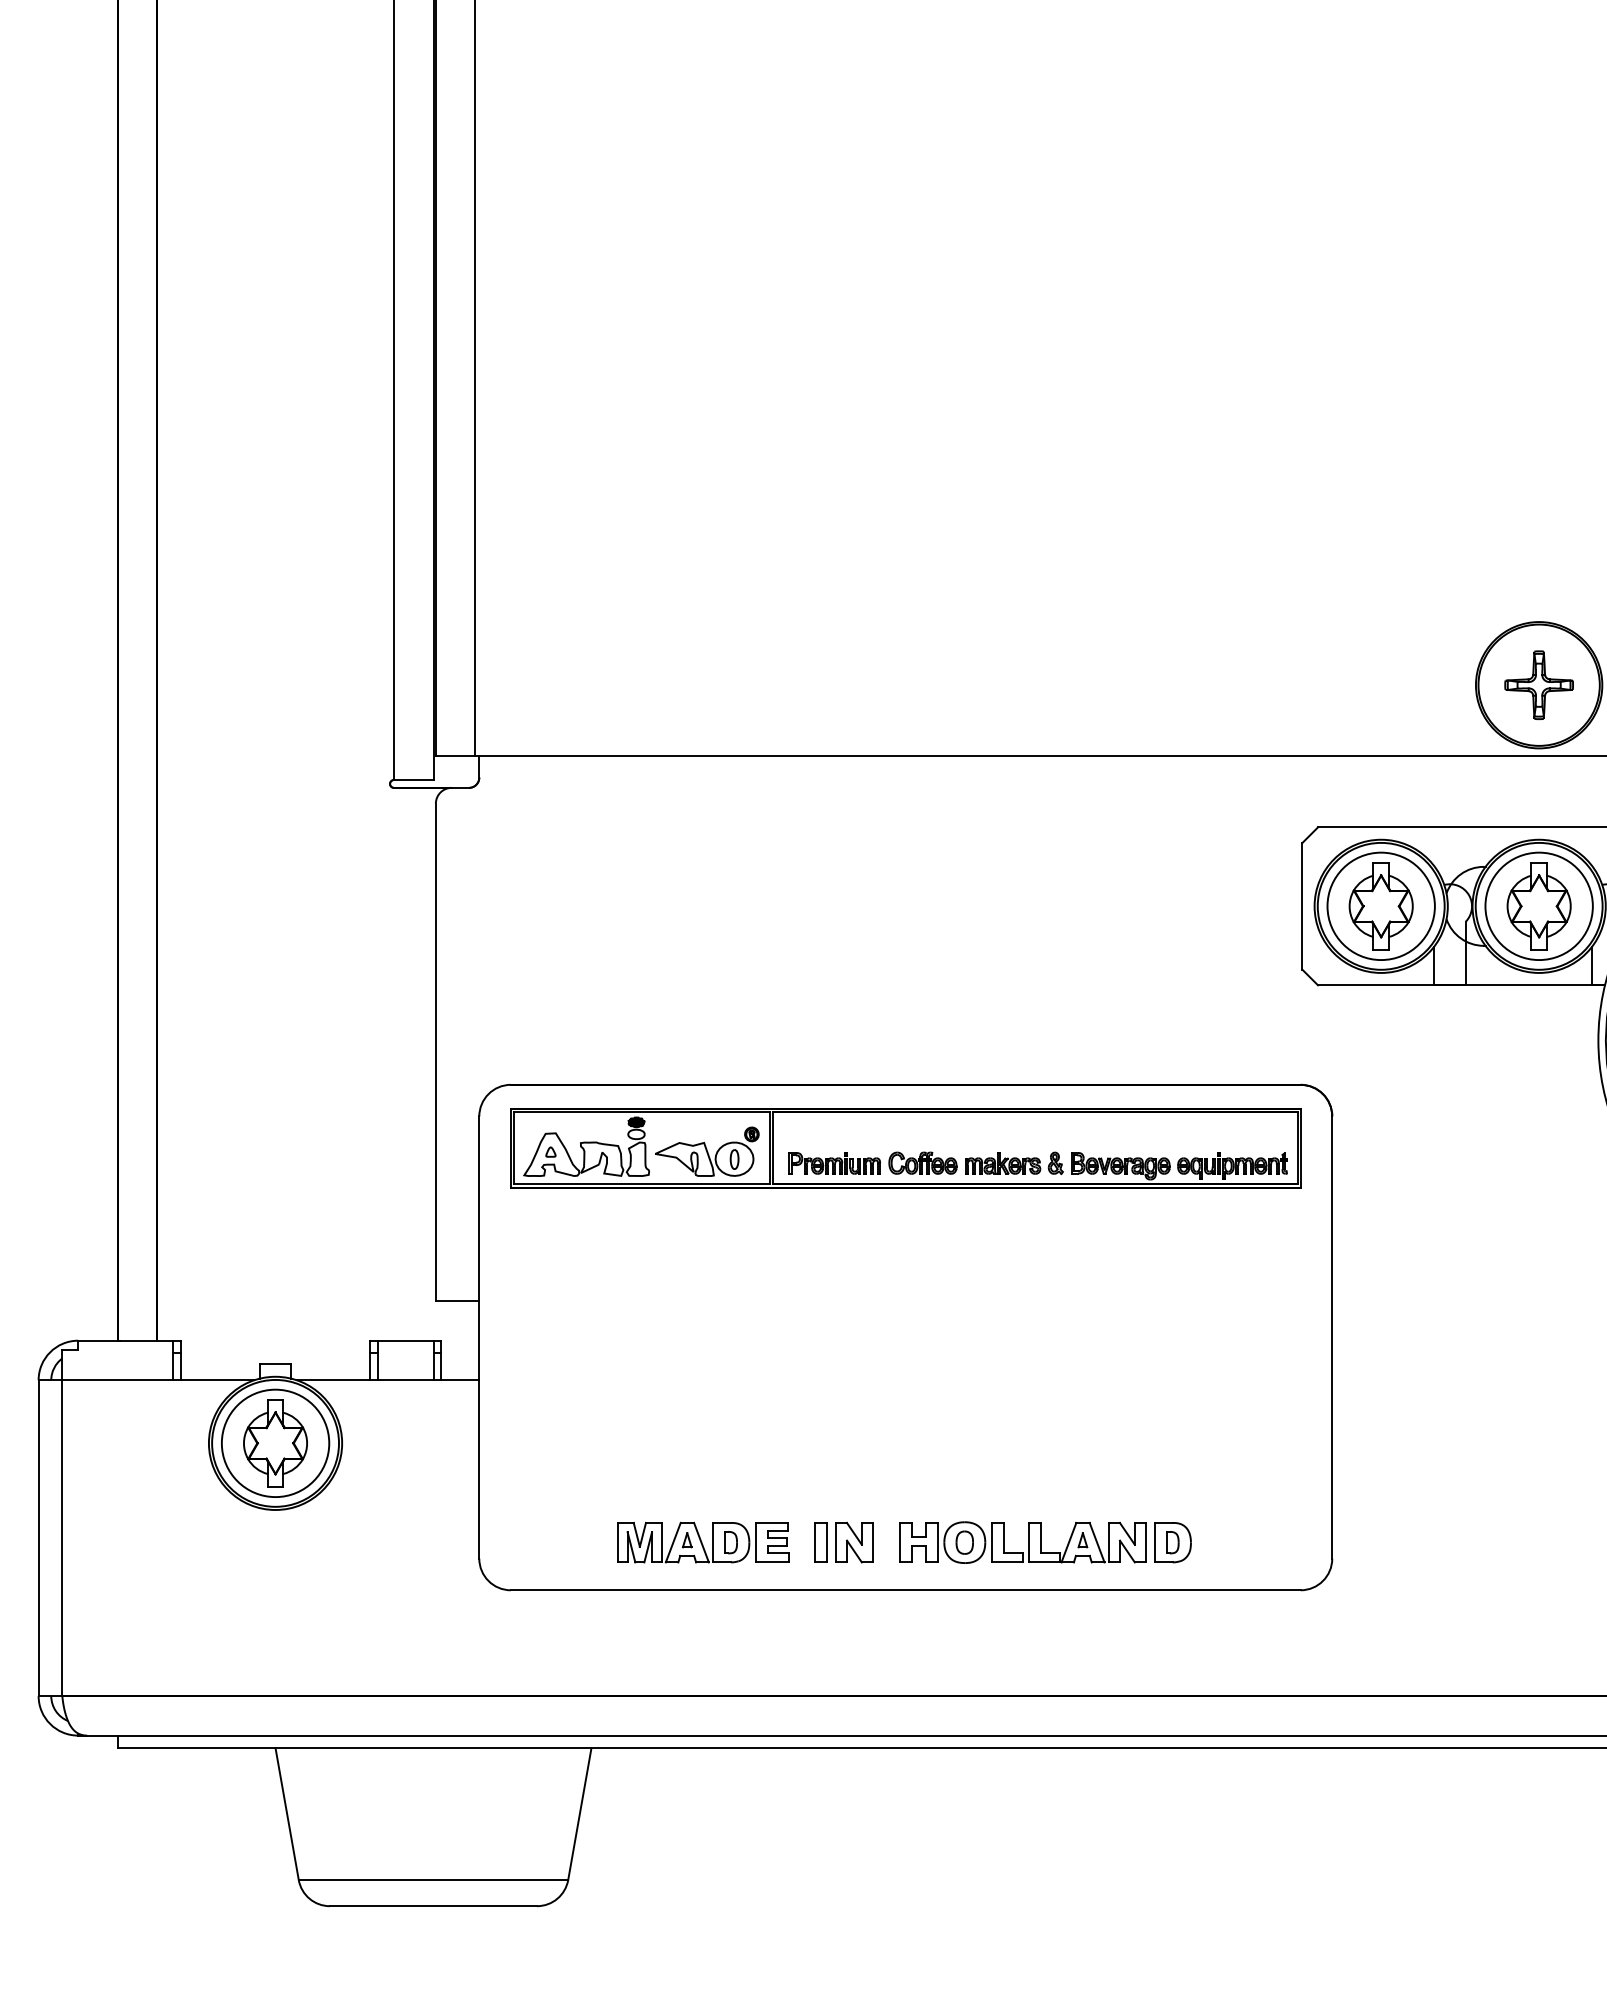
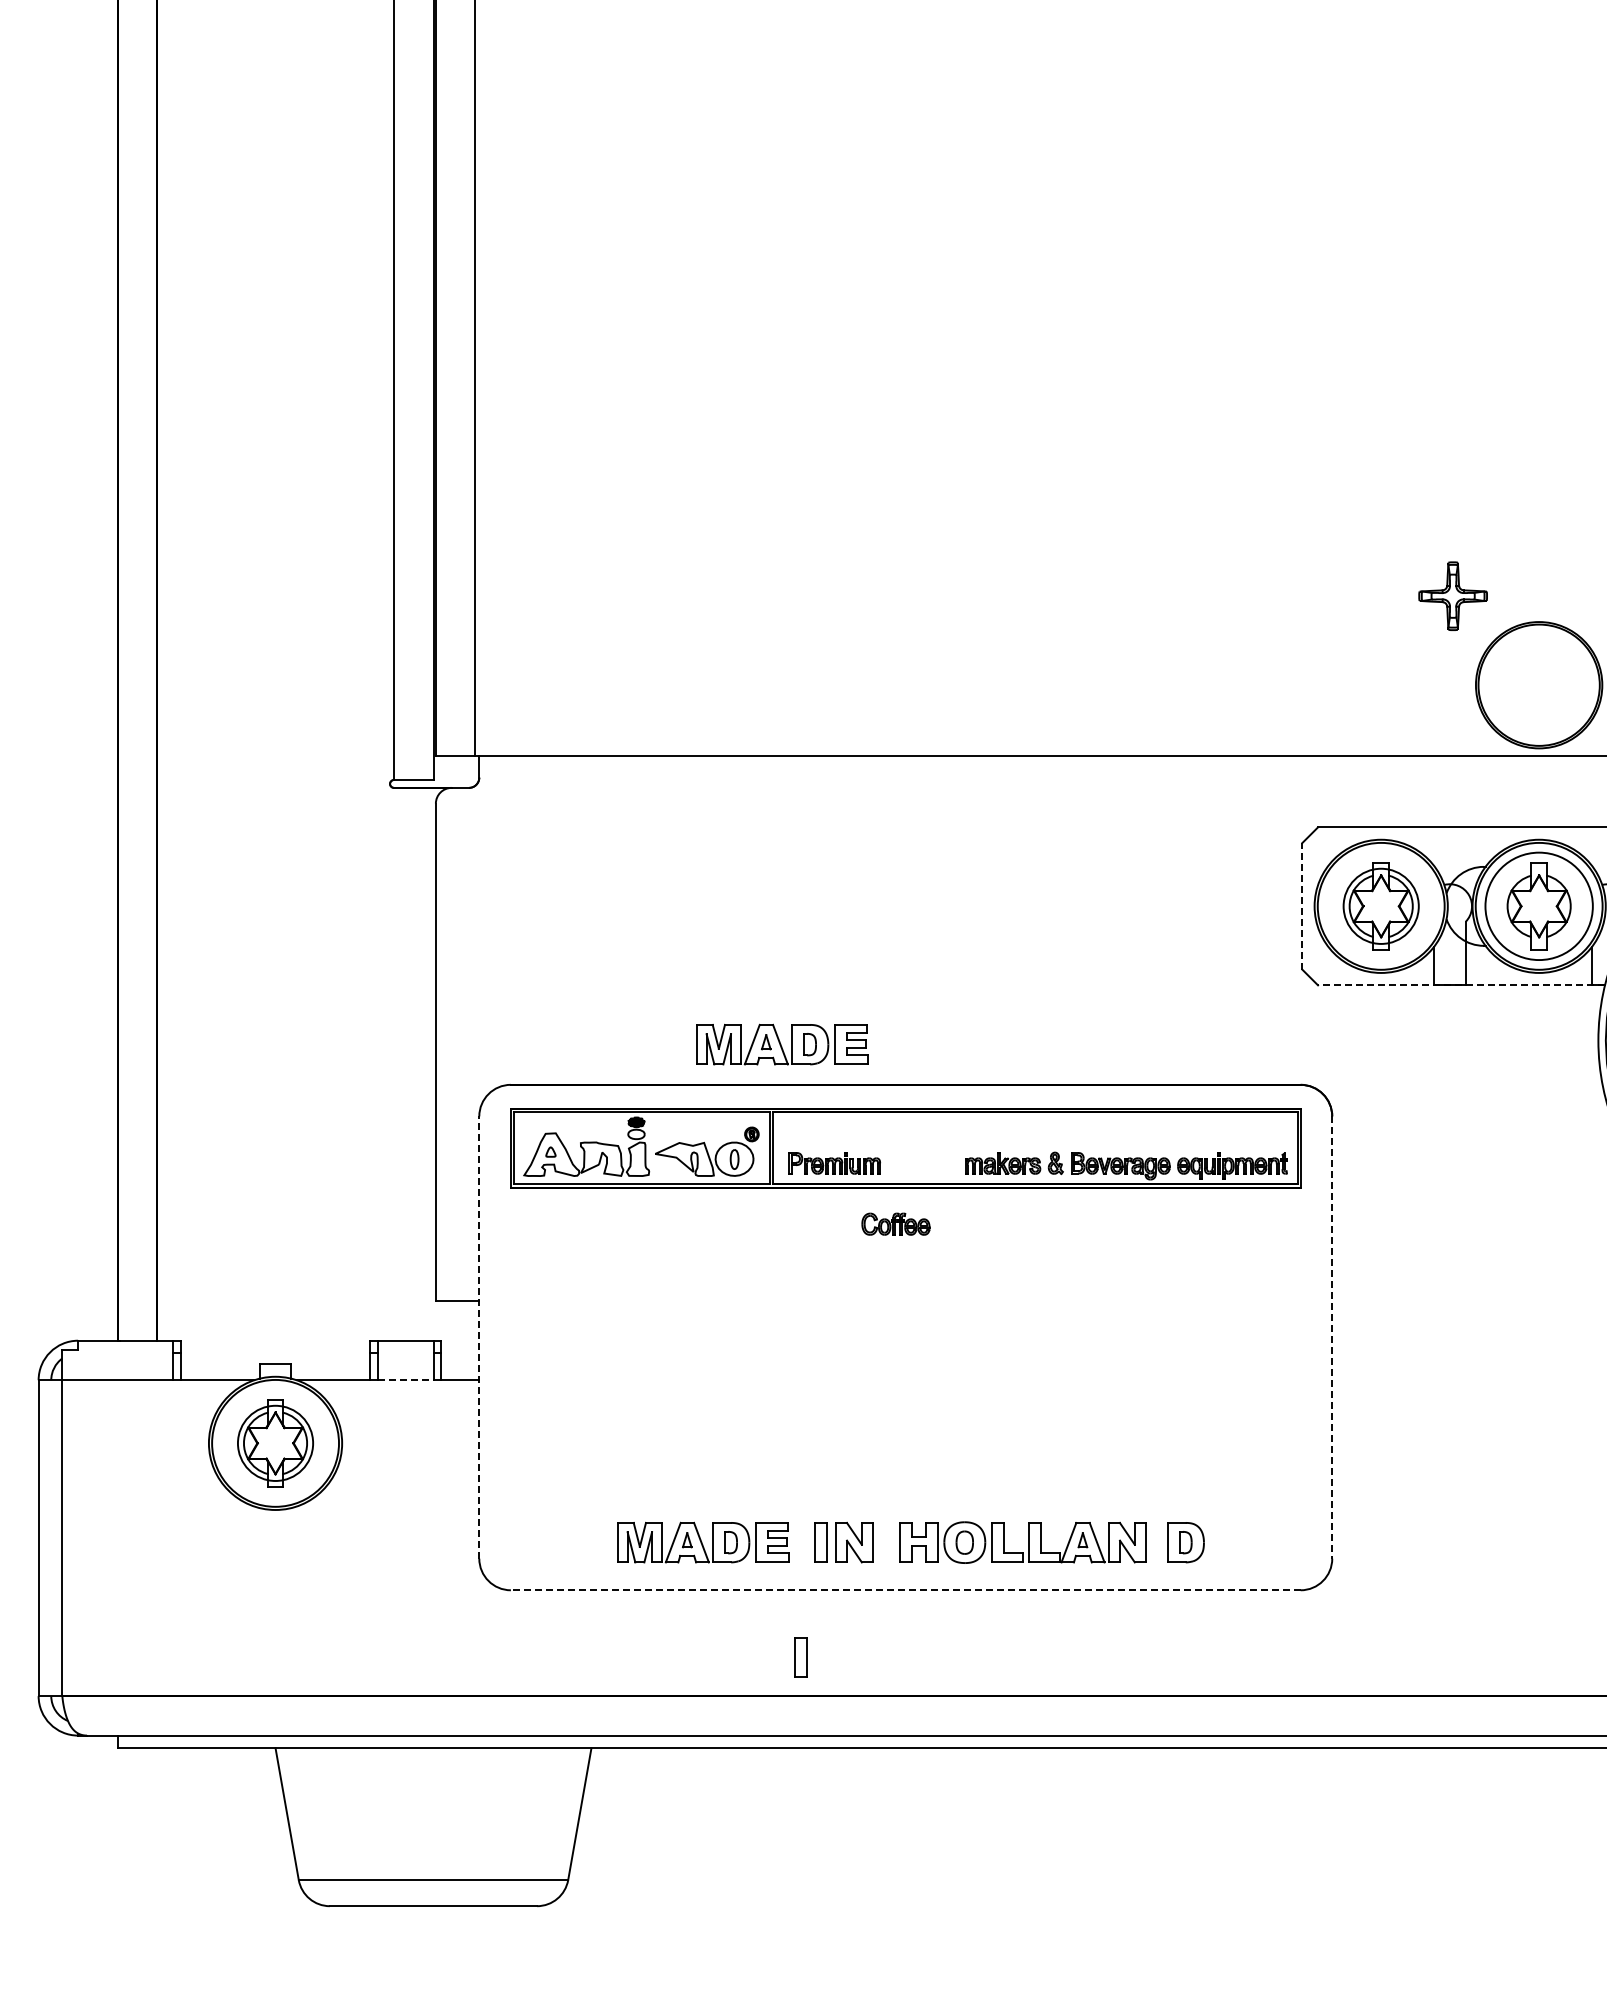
part position: (1538, 684) -> (1452, 595) (1452, 595)
line: solid -> dashed (1302, 905)
circle diameter: 107 px -> 75 px (1380, 905)
line: solid -> dashed (1461, 985)
part: none -> present (782, 1044)
part position: (922, 1162) -> (895, 1223) (895, 1223)
line: solid -> dashed (479, 1337)
line: solid -> dashed (1332, 1338)
line: solid -> dashed (405, 1380)
circle diameter: 107 px -> 75 px (275, 1442)
part position: (1172, 1542) -> (1185, 1542) (1185, 1542)
line: solid -> dashed (905, 1590)
part: none -> present (800, 1657)
